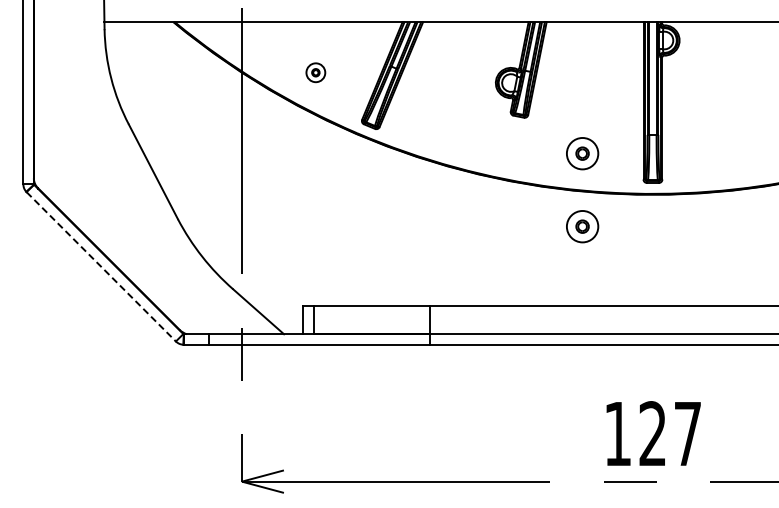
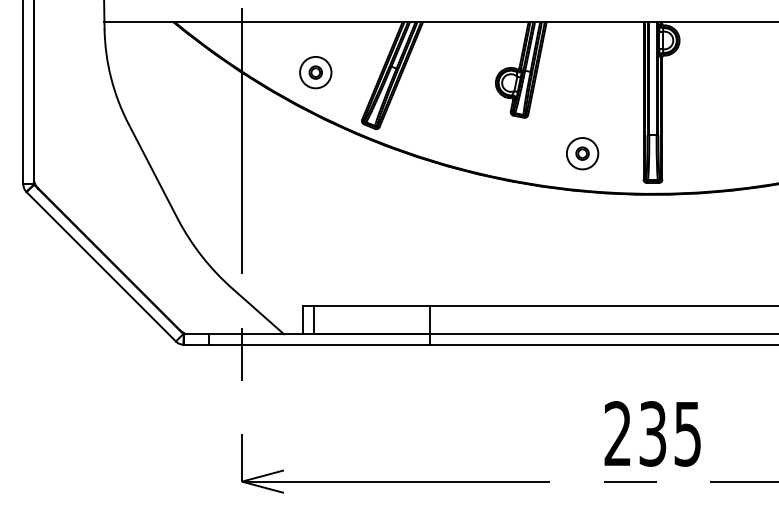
part size: 22x22 px -> 34x34 px (315, 72)
part: present -> none (582, 226)
line: dashed -> solid (101, 266)
text: 127 -> 235 (652, 433)
